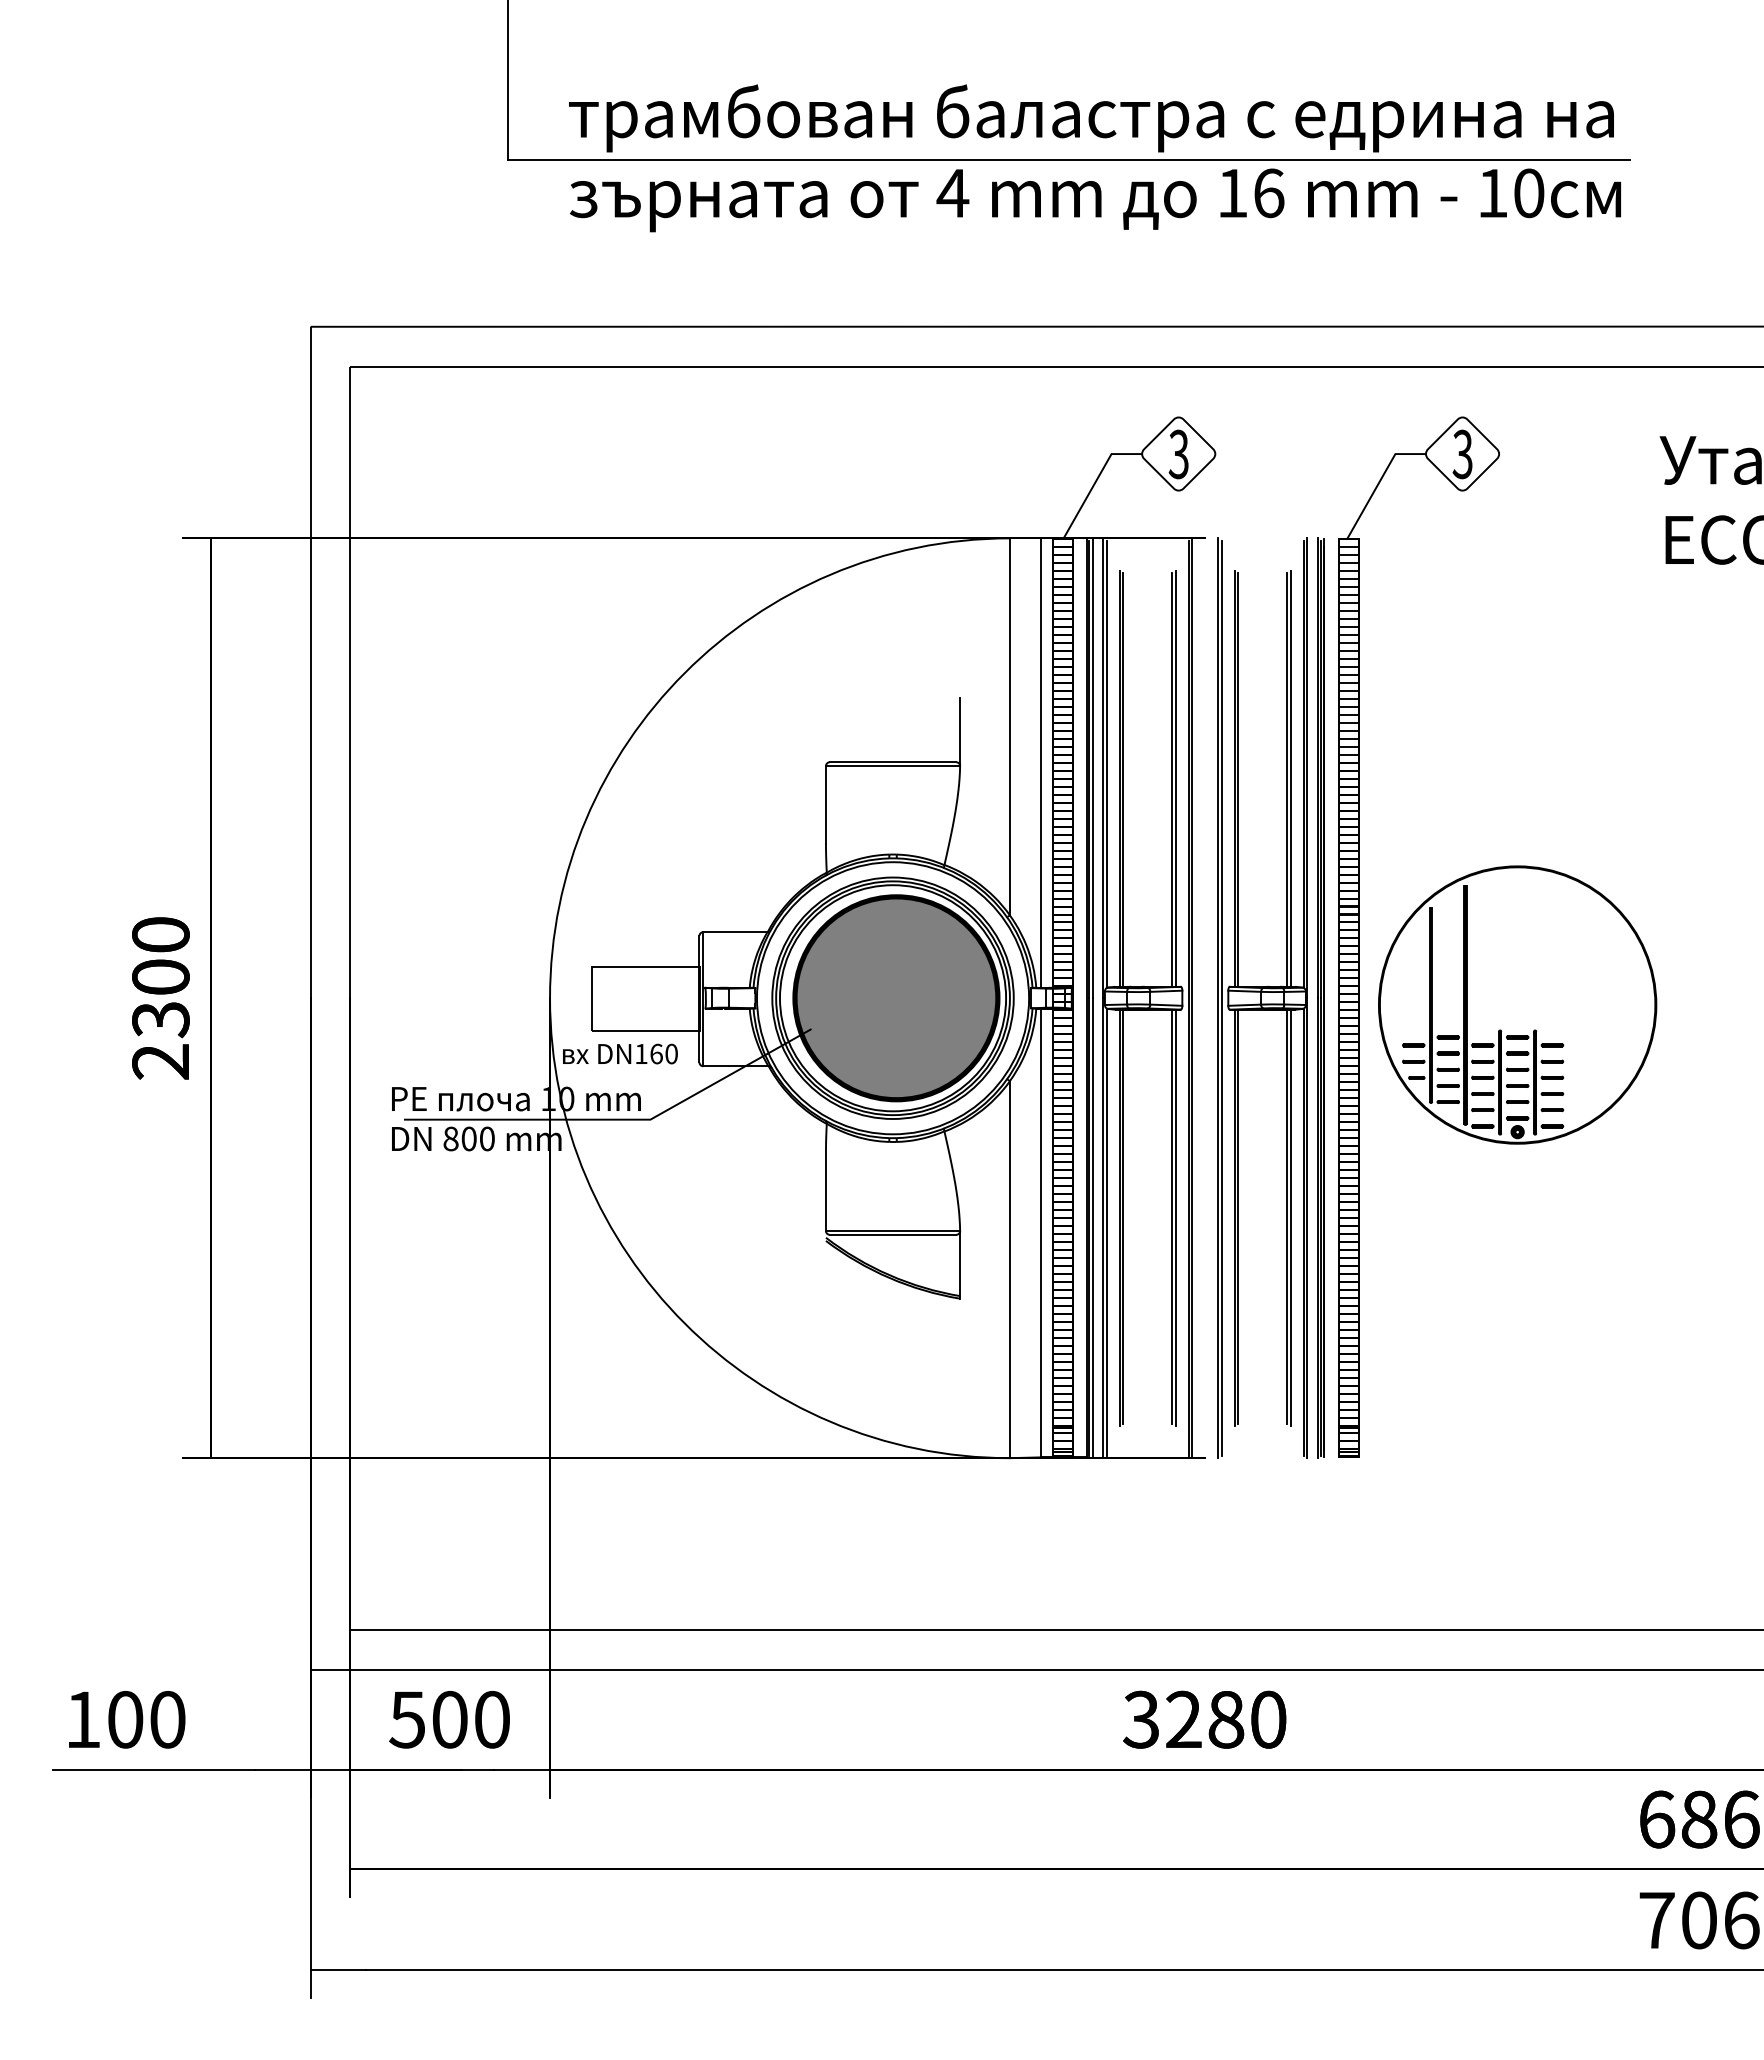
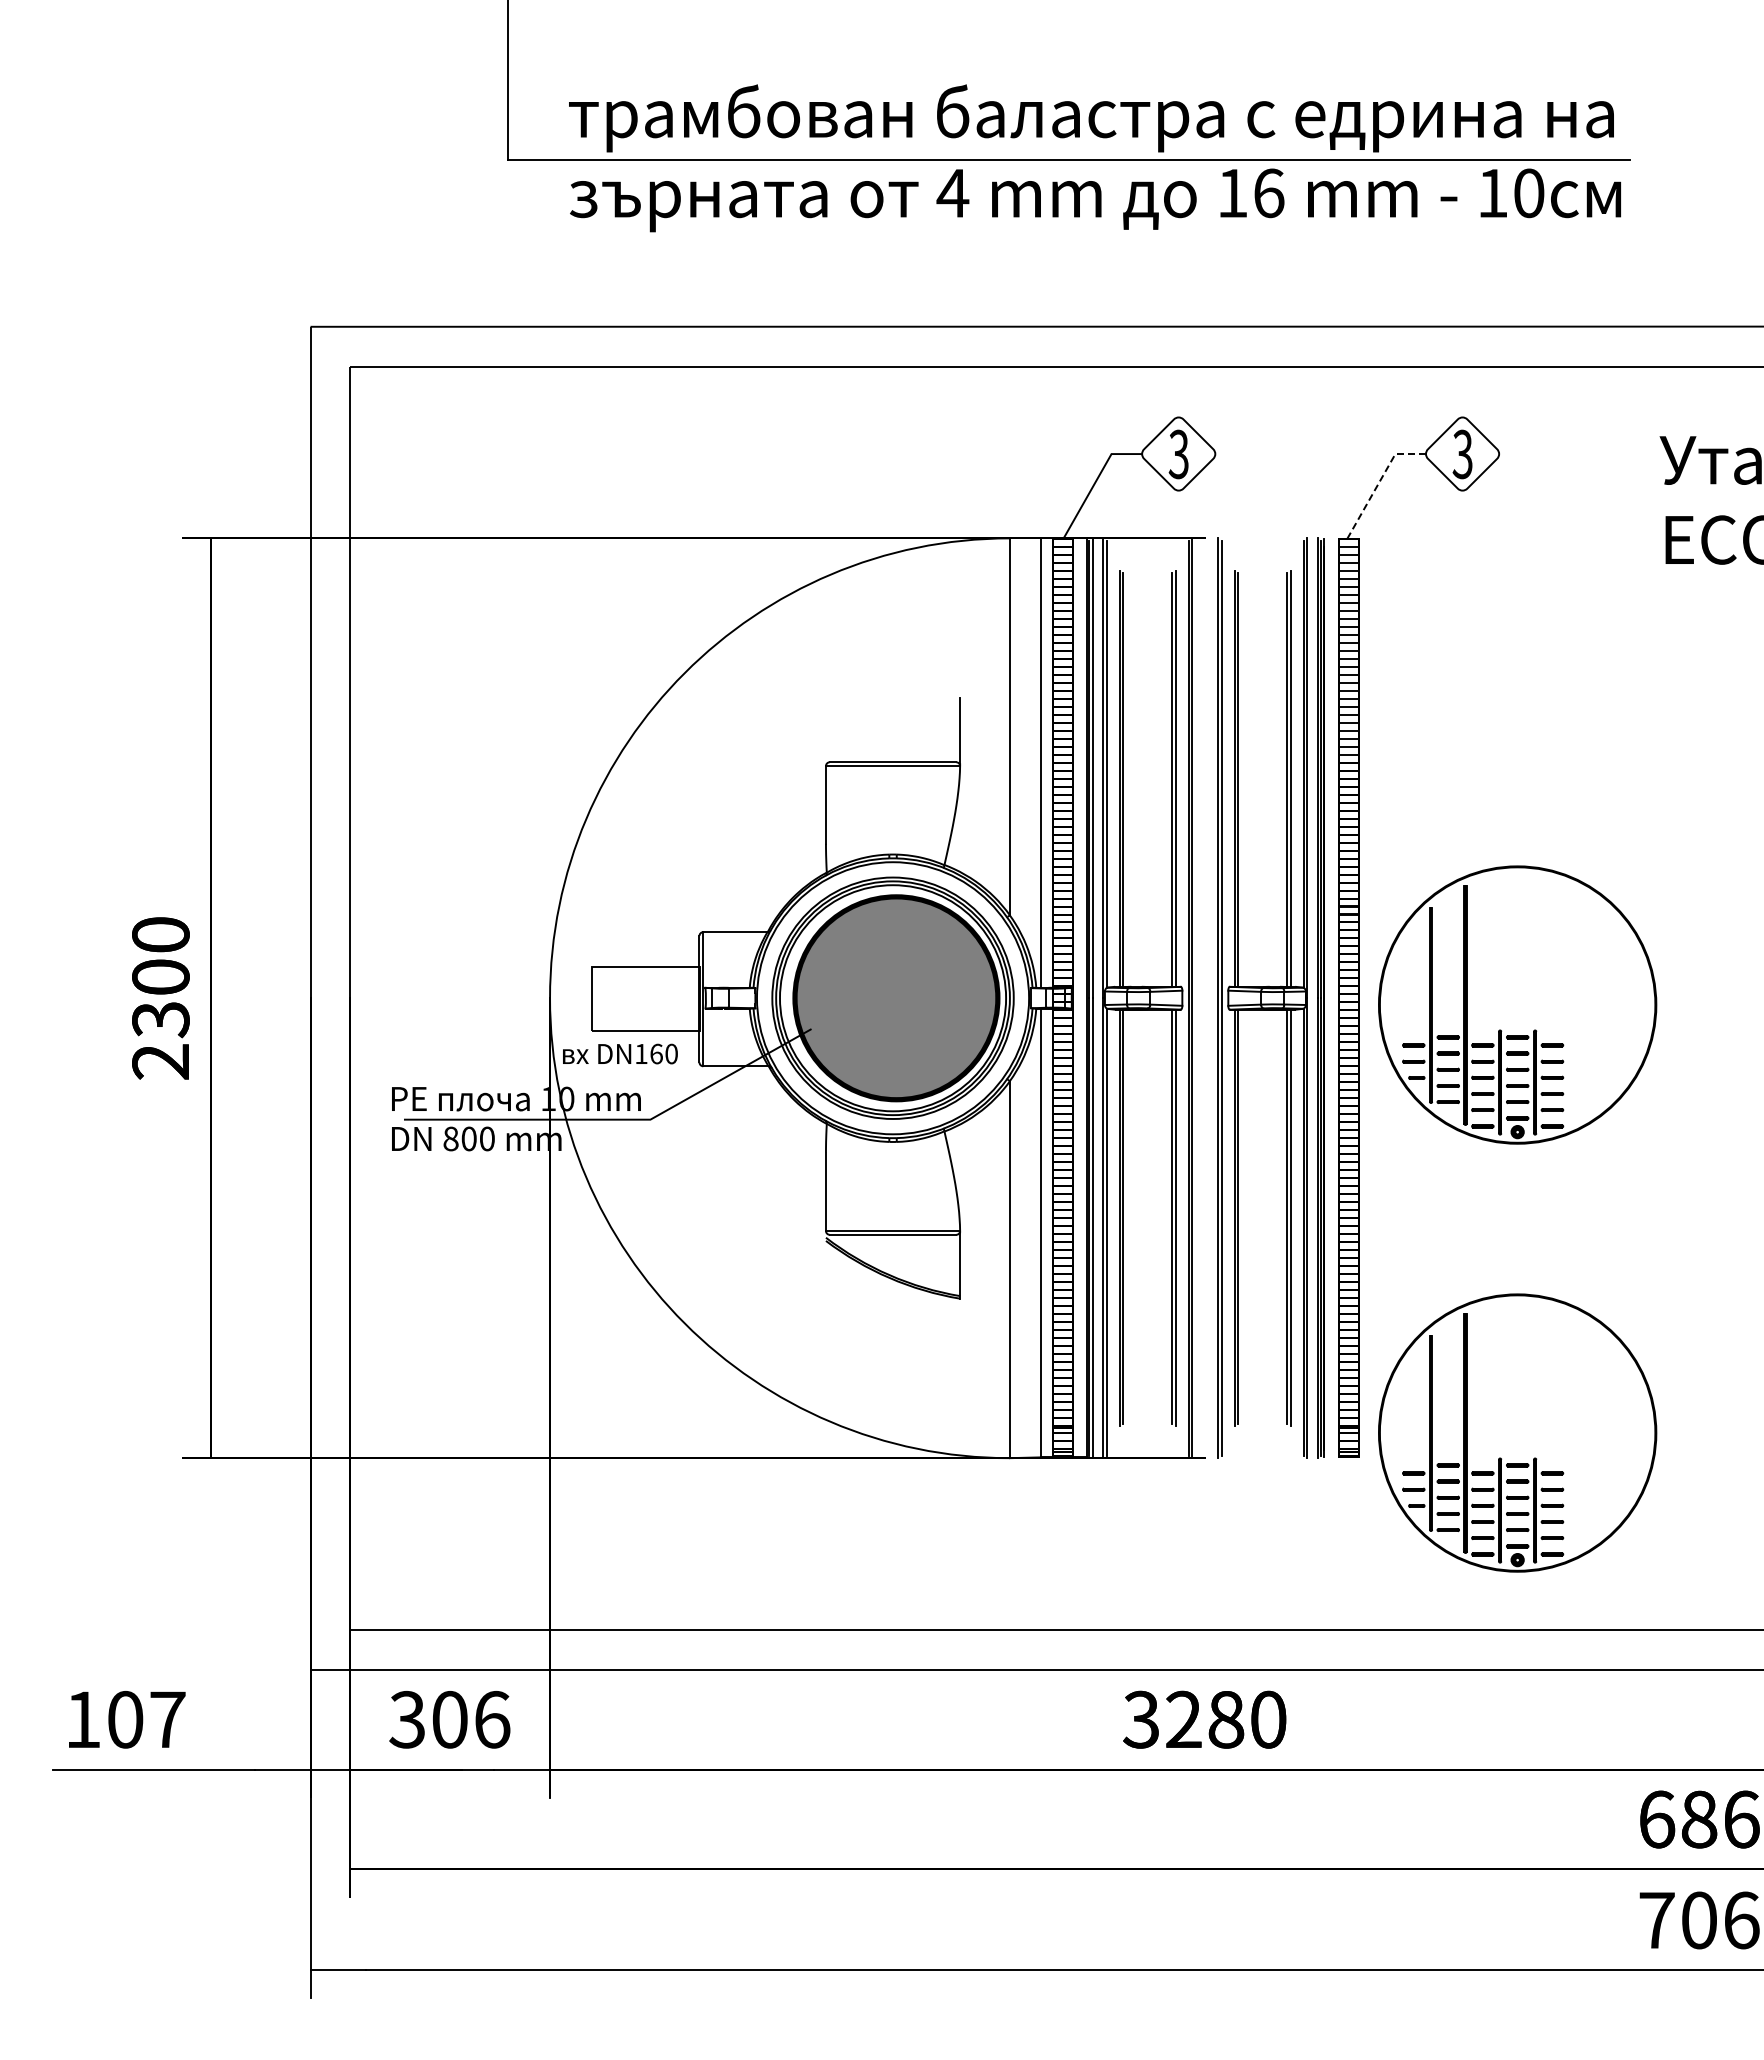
line: solid -> dashed (1379, 482)
part: none -> present (1517, 1432)
text: 100 -> 107 (167, 1719)
text: 500 -> 306 (449, 1719)
